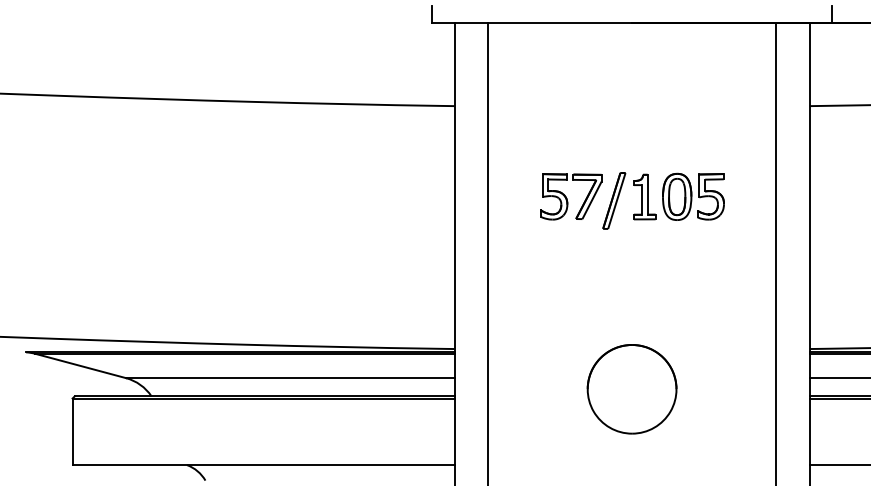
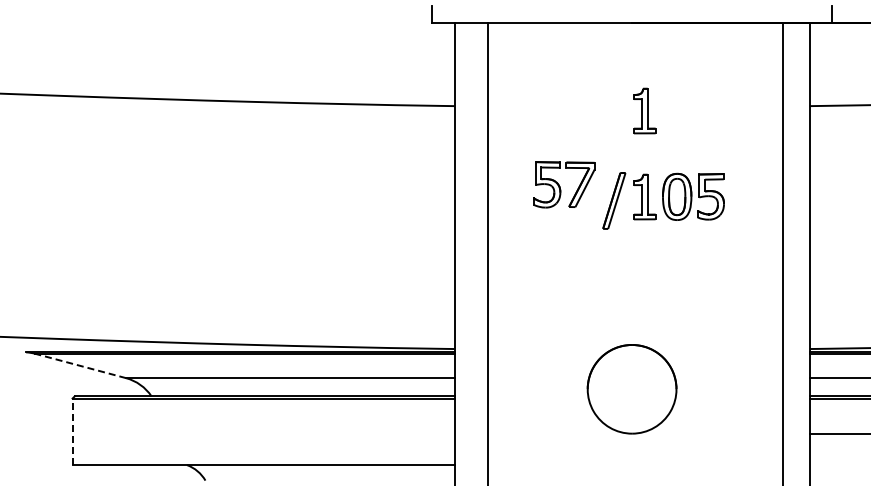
part: none -> present (644, 110)
part position: (571, 196) -> (564, 184) (564, 184)
line position: (775, 252) -> (782, 252) (782, 252)
line: solid -> dashed (80, 365)
line: solid -> dashed (72, 431)
line position: (838, 465) -> (838, 434) (838, 434)
